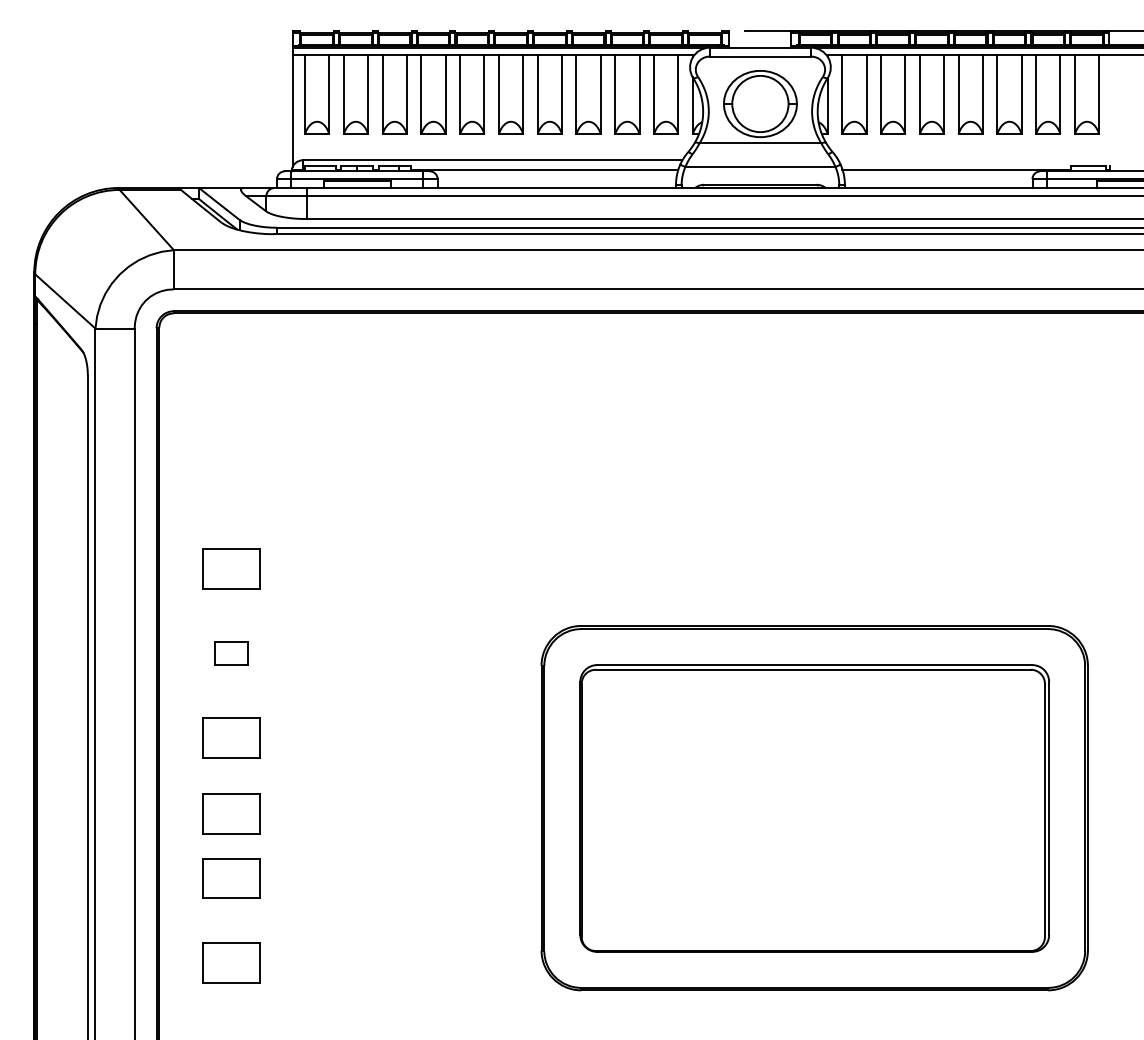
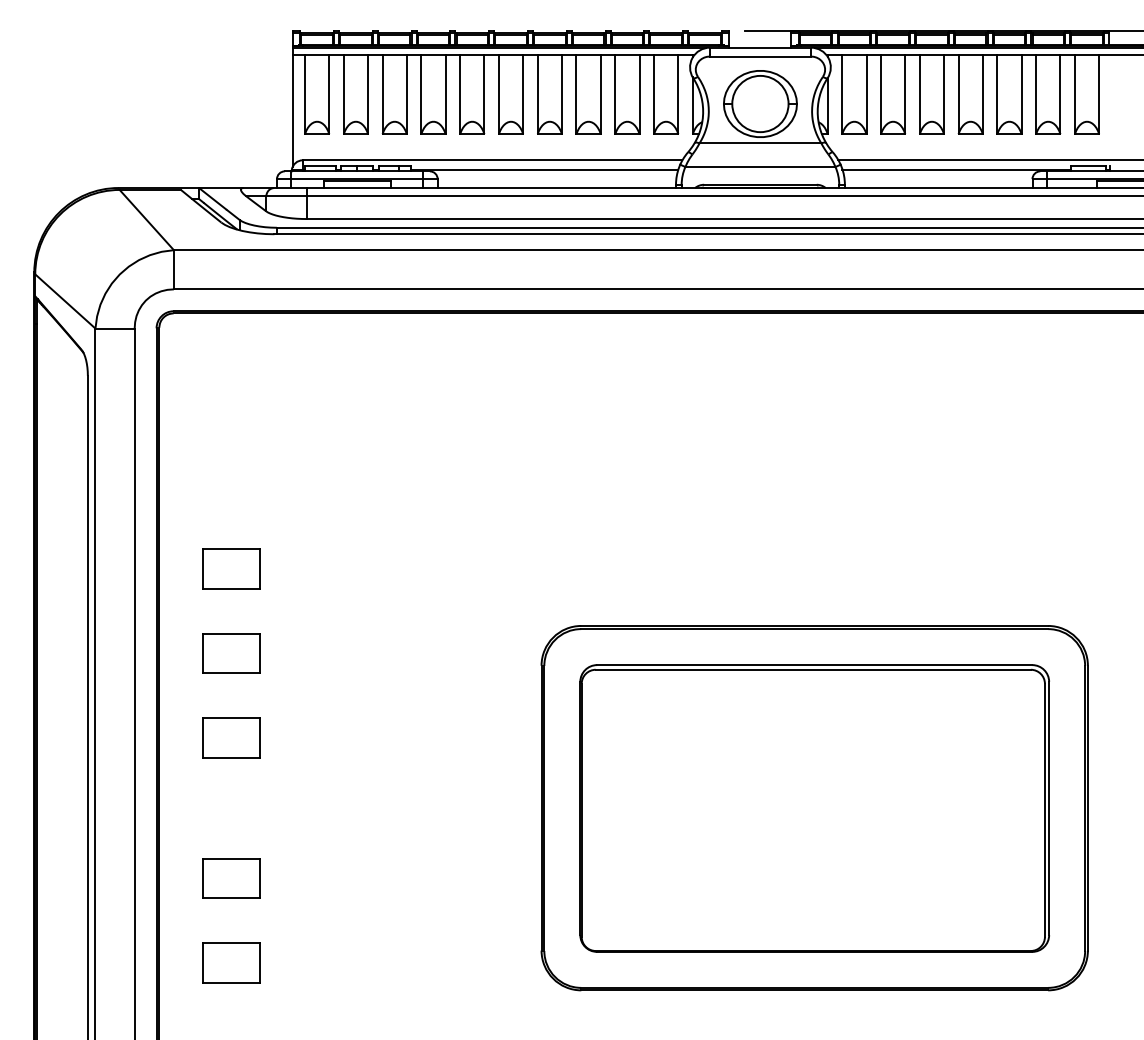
line: none -> present (989, 160)
part size: 35x25 px -> 59x41 px (231, 653)
part: present -> none (231, 813)
